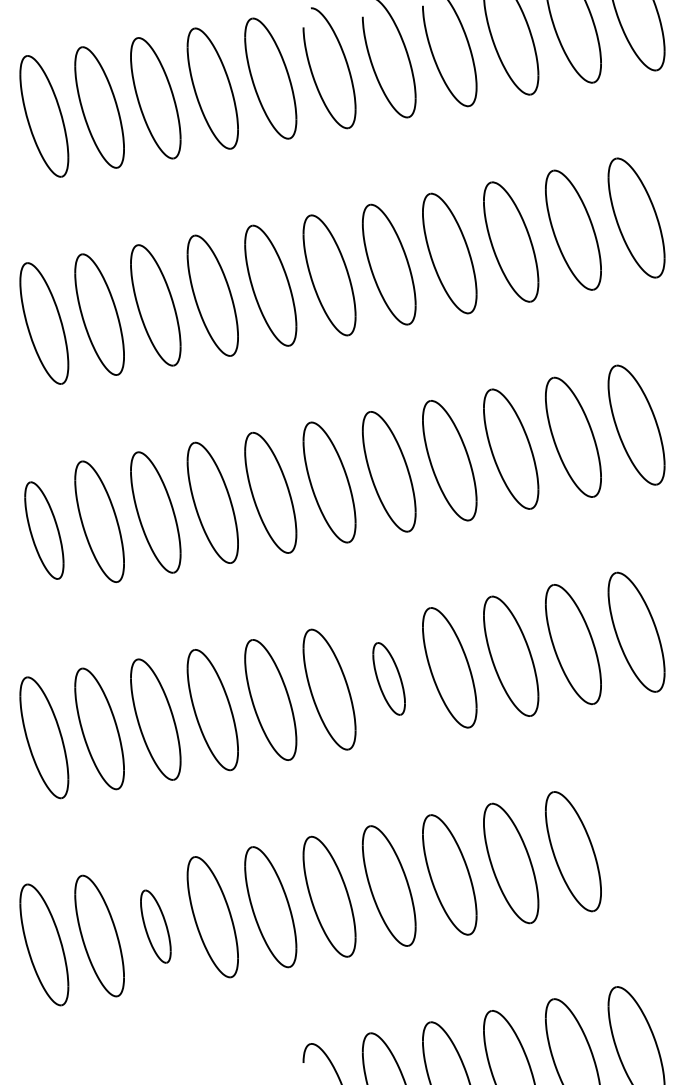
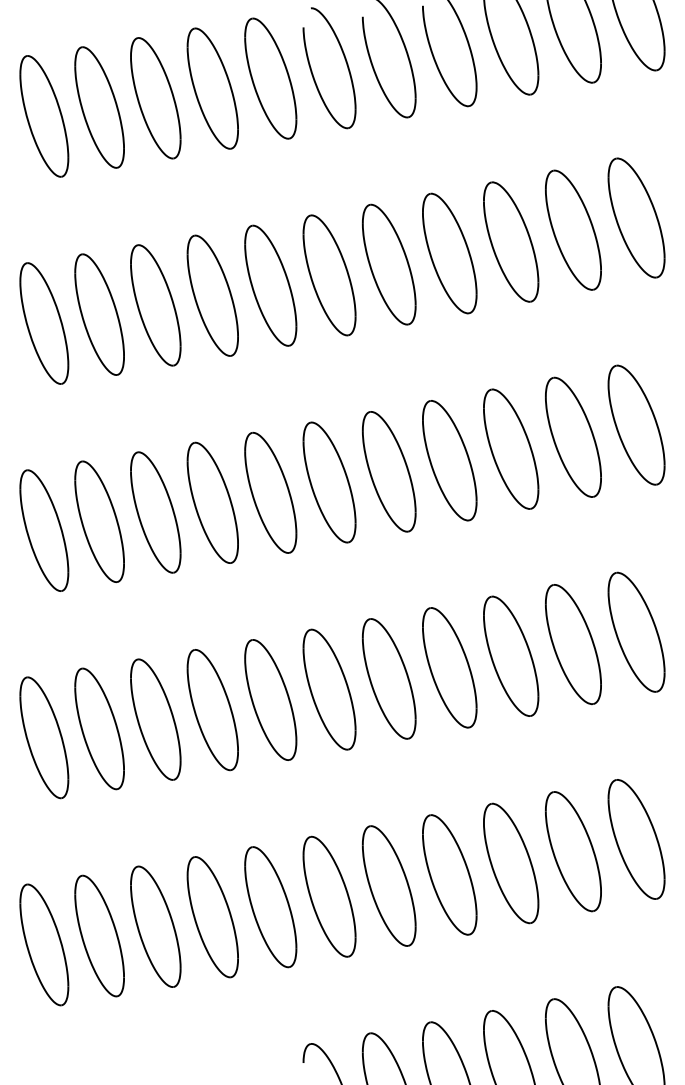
part size: 41x99 px -> 51x123 px (44, 530)
part size: 34x74 px -> 56x122 px (388, 678)
part: none -> present (636, 839)
part size: 32x75 px -> 52x123 px (155, 926)
